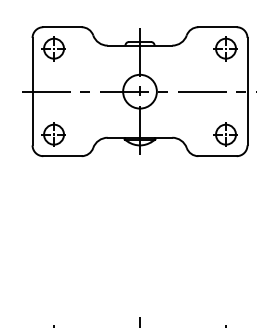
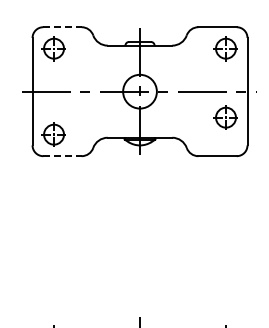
line: solid -> dashed (62, 27)
part position: (225, 134) -> (225, 117) (225, 117)
line: solid -> dashed (62, 156)
